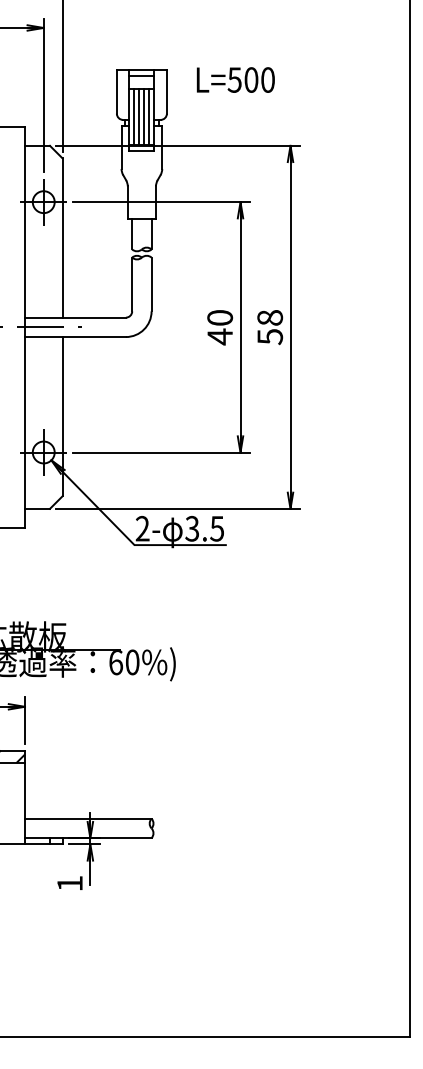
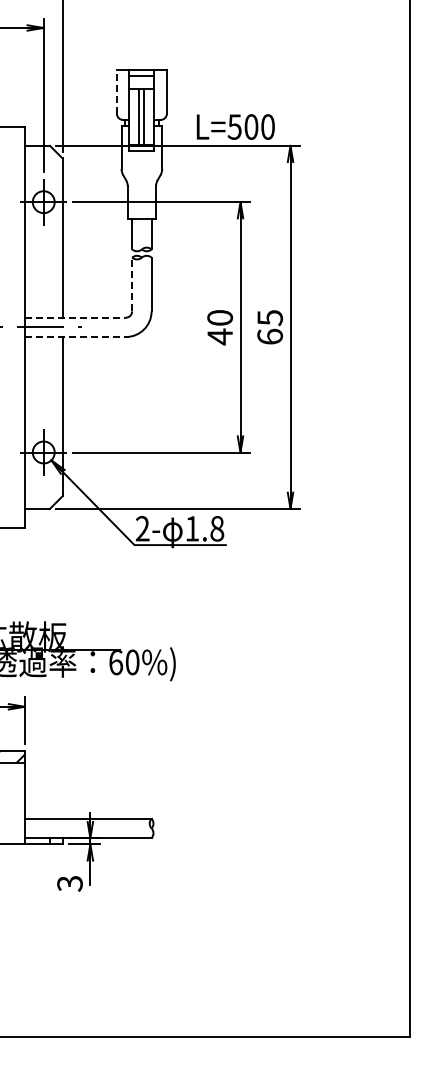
text position: (235, 79) -> (235, 126) (235, 126)
line: solid -> dashed (116, 91)
line: present -> none (134, 116)
line: present -> none (149, 116)
line: solid -> dashed (132, 284)
line: solid -> dashed (75, 317)
text: 58 -> 65 (270, 327)
line: solid -> dashed (75, 337)
text: 3.5 -> 1.8 (204, 528)
text: 1 -> 3 (69, 883)
